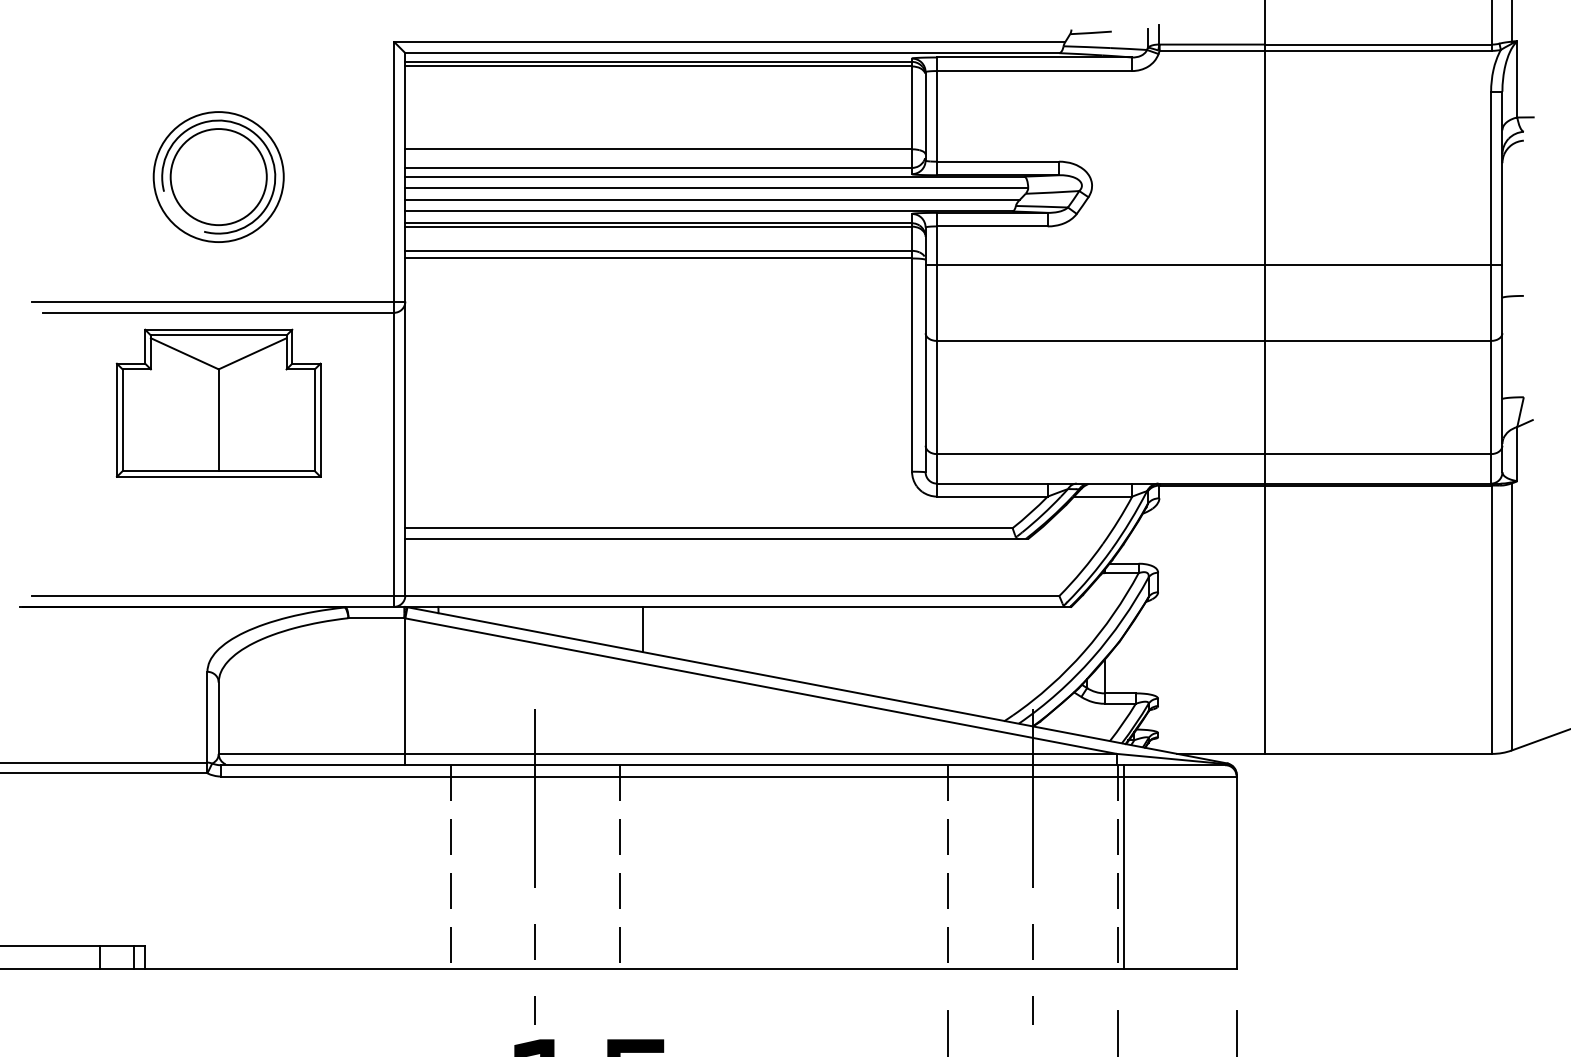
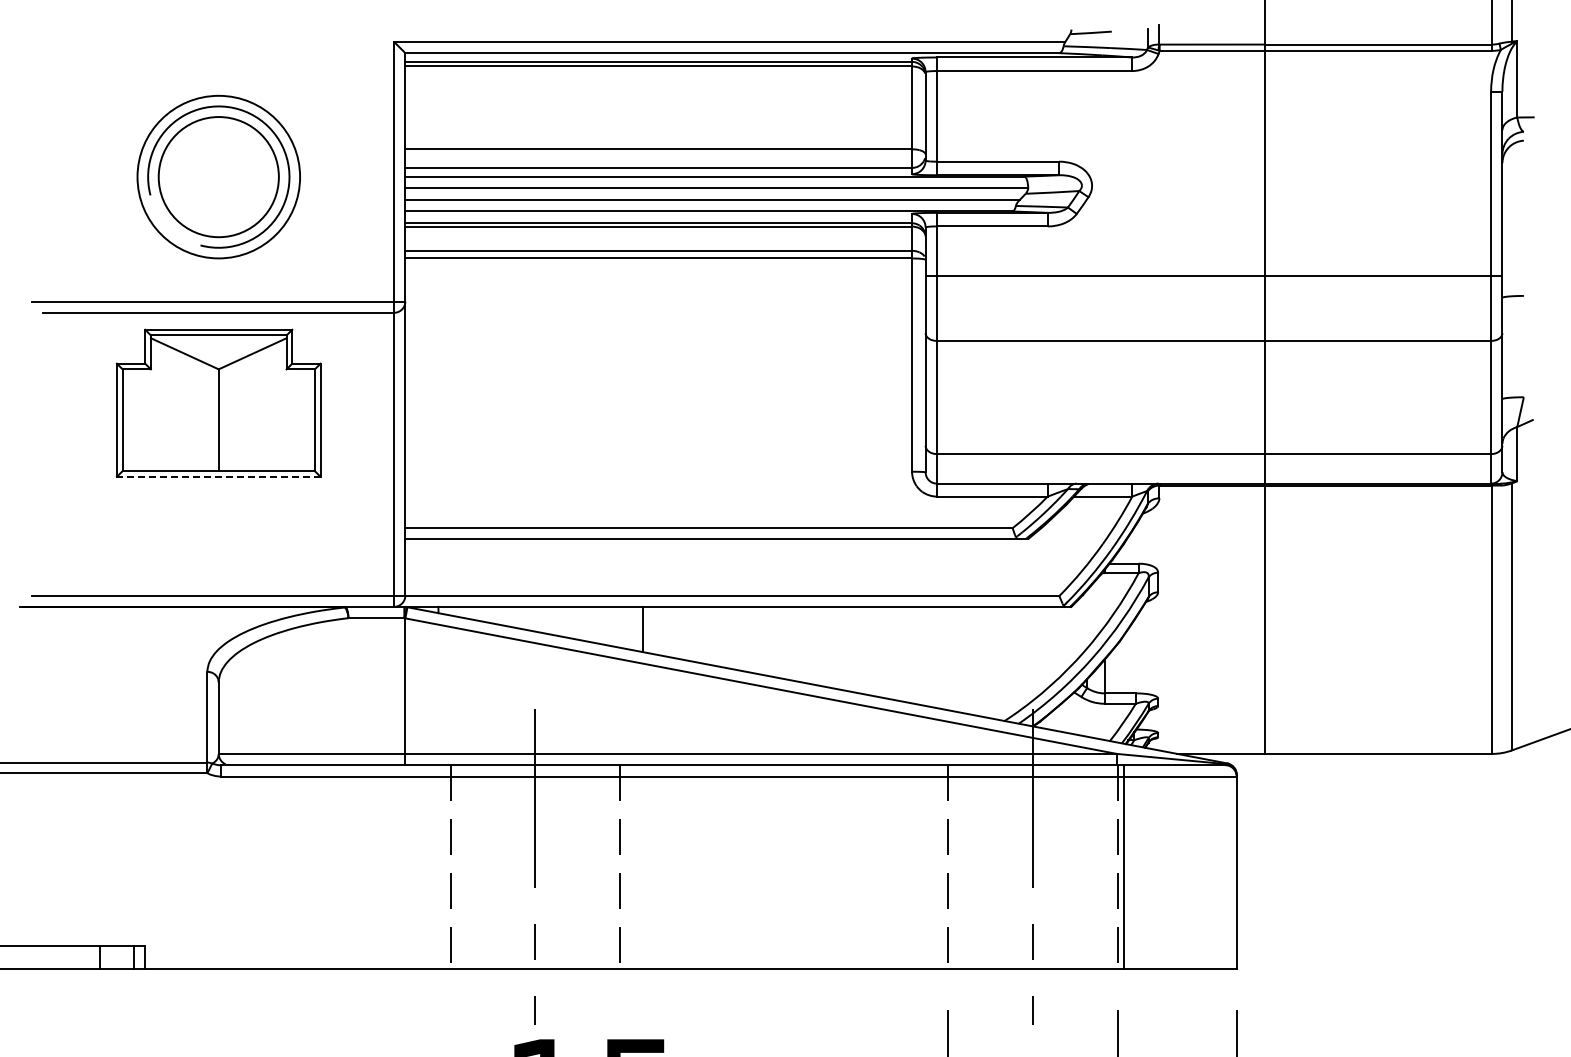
part size: 133x132 px -> 165x166 px (218, 176)
line position: (1213, 264) -> (1213, 275) (1213, 275)
line: solid -> dashed (218, 476)
